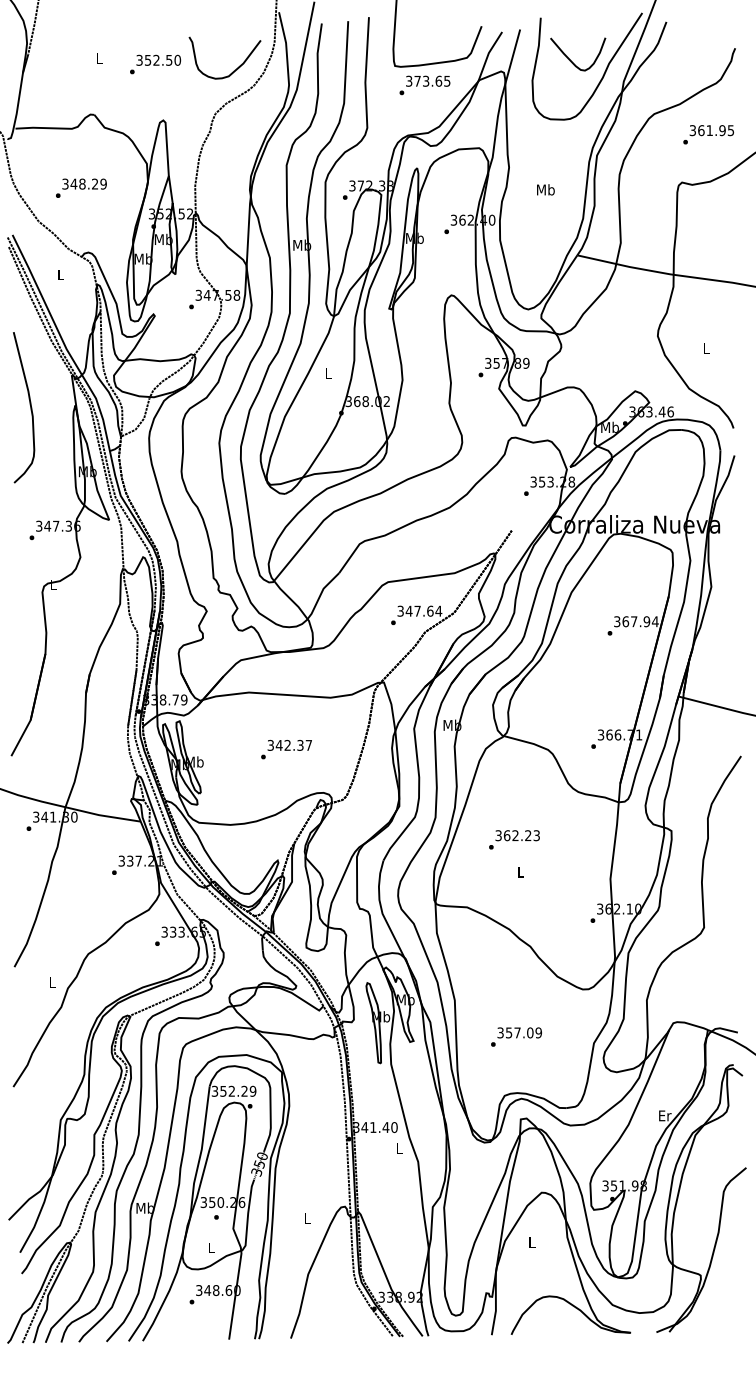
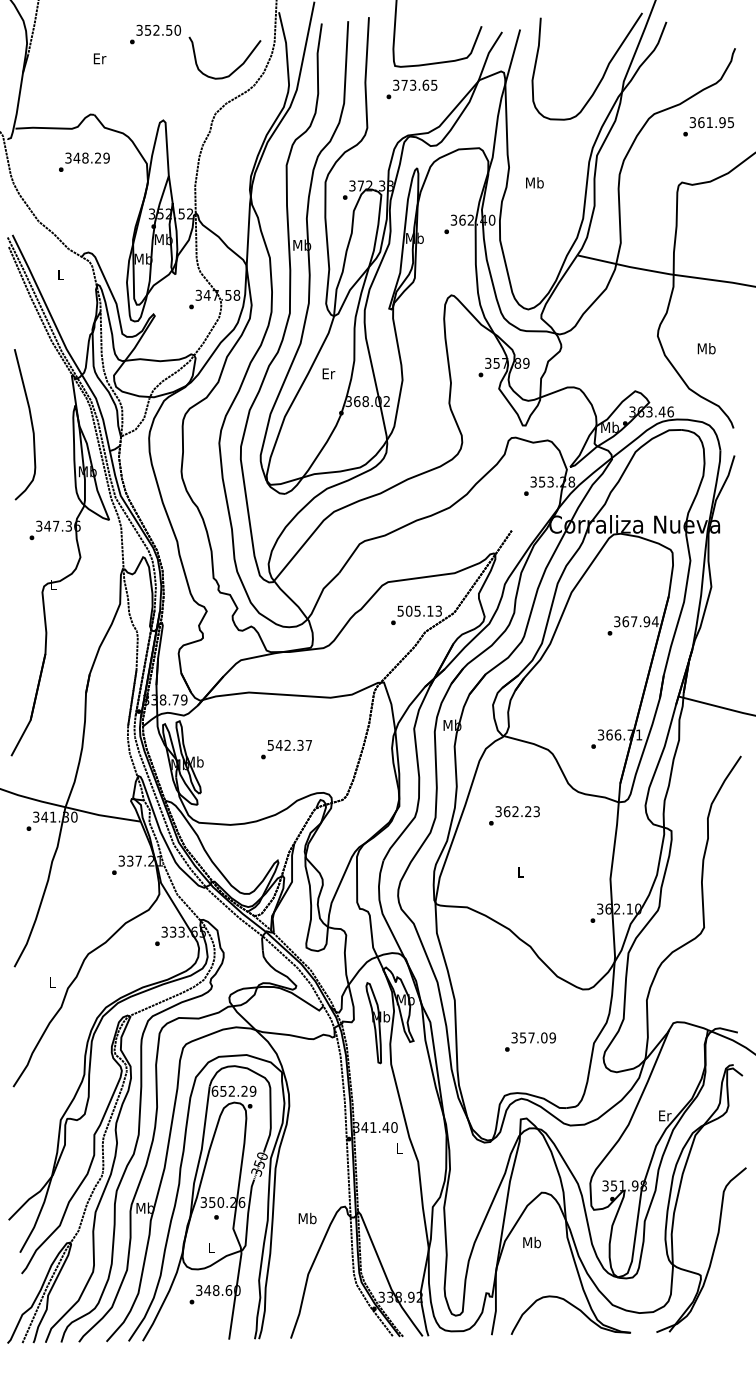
text: L -> Er (99, 58)
curve: present -> none (571, 60)
text position: (155, 64) -> (155, 34) (155, 34)
text position: (424, 85) -> (411, 89) (411, 89)
text position: (708, 134) -> (708, 126) (708, 126)
text position: (81, 187) -> (84, 161) (84, 161)
text position: (545, 189) -> (534, 182) (534, 182)
text: L -> Mb (706, 348)
text: L -> Er (328, 373)
curve position: (29, 404) -> (30, 421) (30, 421)
text: 347.64 -> 505.13 (419, 610)
text: 342.37 -> 542.37 (270, 744)
text position: (514, 839) -> (514, 815) (514, 815)
text position: (516, 1036) -> (530, 1041) (530, 1041)
text: 352.29 -> 652.29 (214, 1090)
text: L -> Mb (307, 1218)
text: L -> Mb (531, 1242)
